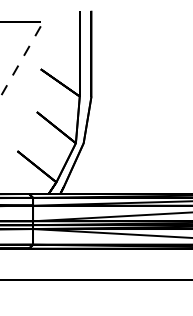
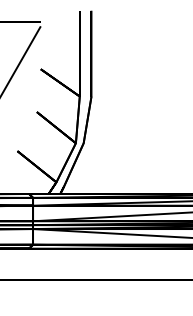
line: dashed -> solid (20, 61)
